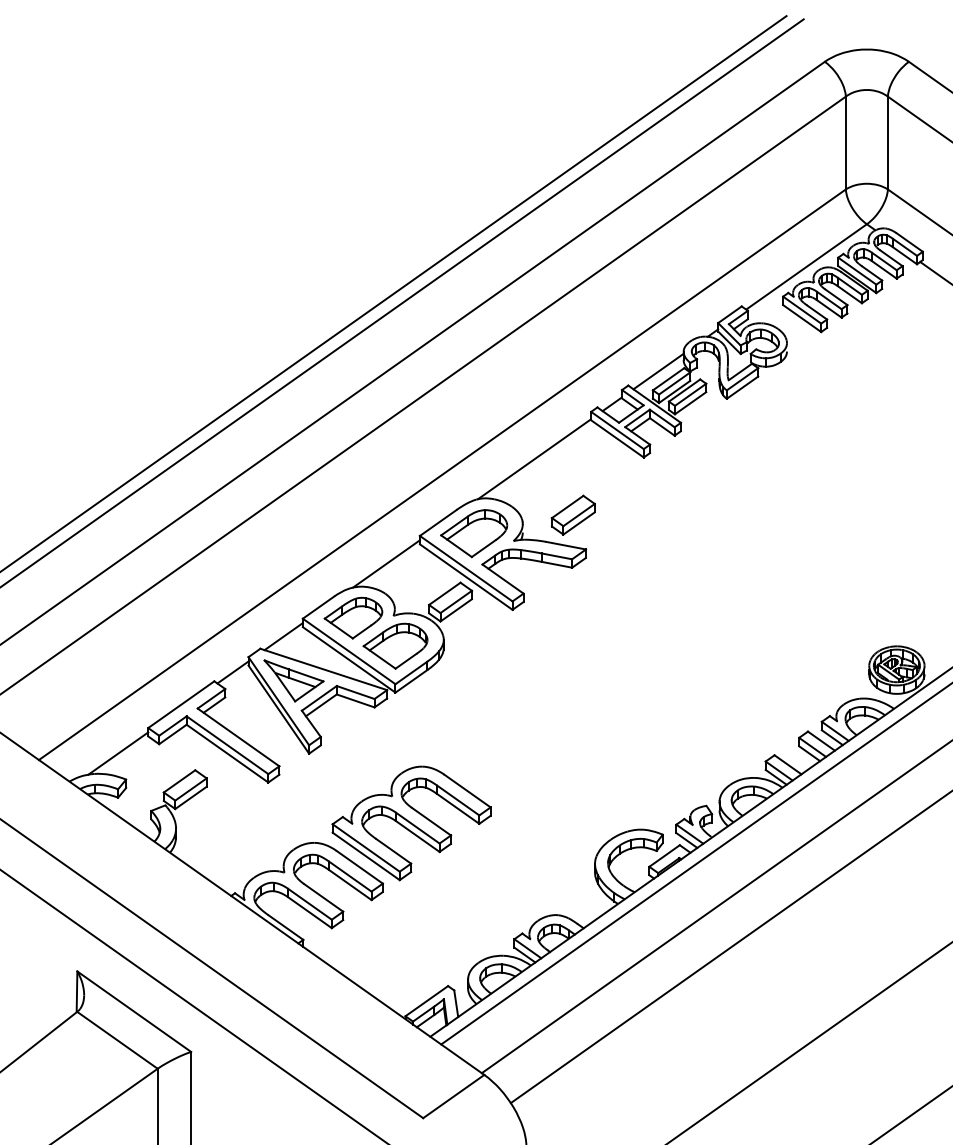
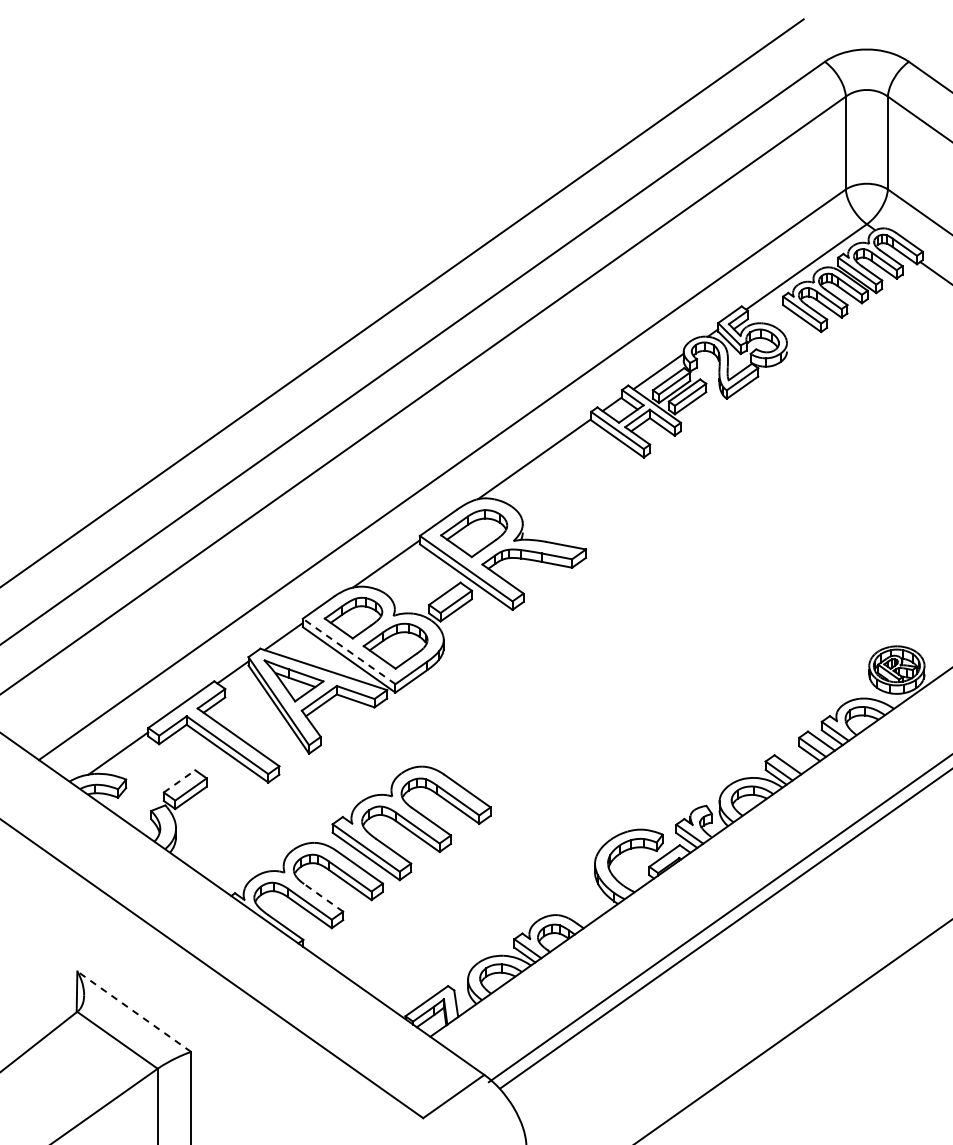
line: present -> none (394, 293)
part: present -> none (572, 514)
line: solid -> dashed (349, 651)
line: solid -> dashed (179, 781)
line: present -> none (695, 864)
line: solid -> dashed (323, 897)
line position: (715, 907) -> (718, 919) (718, 919)
line position: (729, 948) -> (724, 929) (724, 929)
line: present -> none (193, 1006)
line: solid -> dashed (134, 1011)
line position: (809, 1042) -> (793, 1031) (793, 1031)
line: present -> none (911, 1114)
